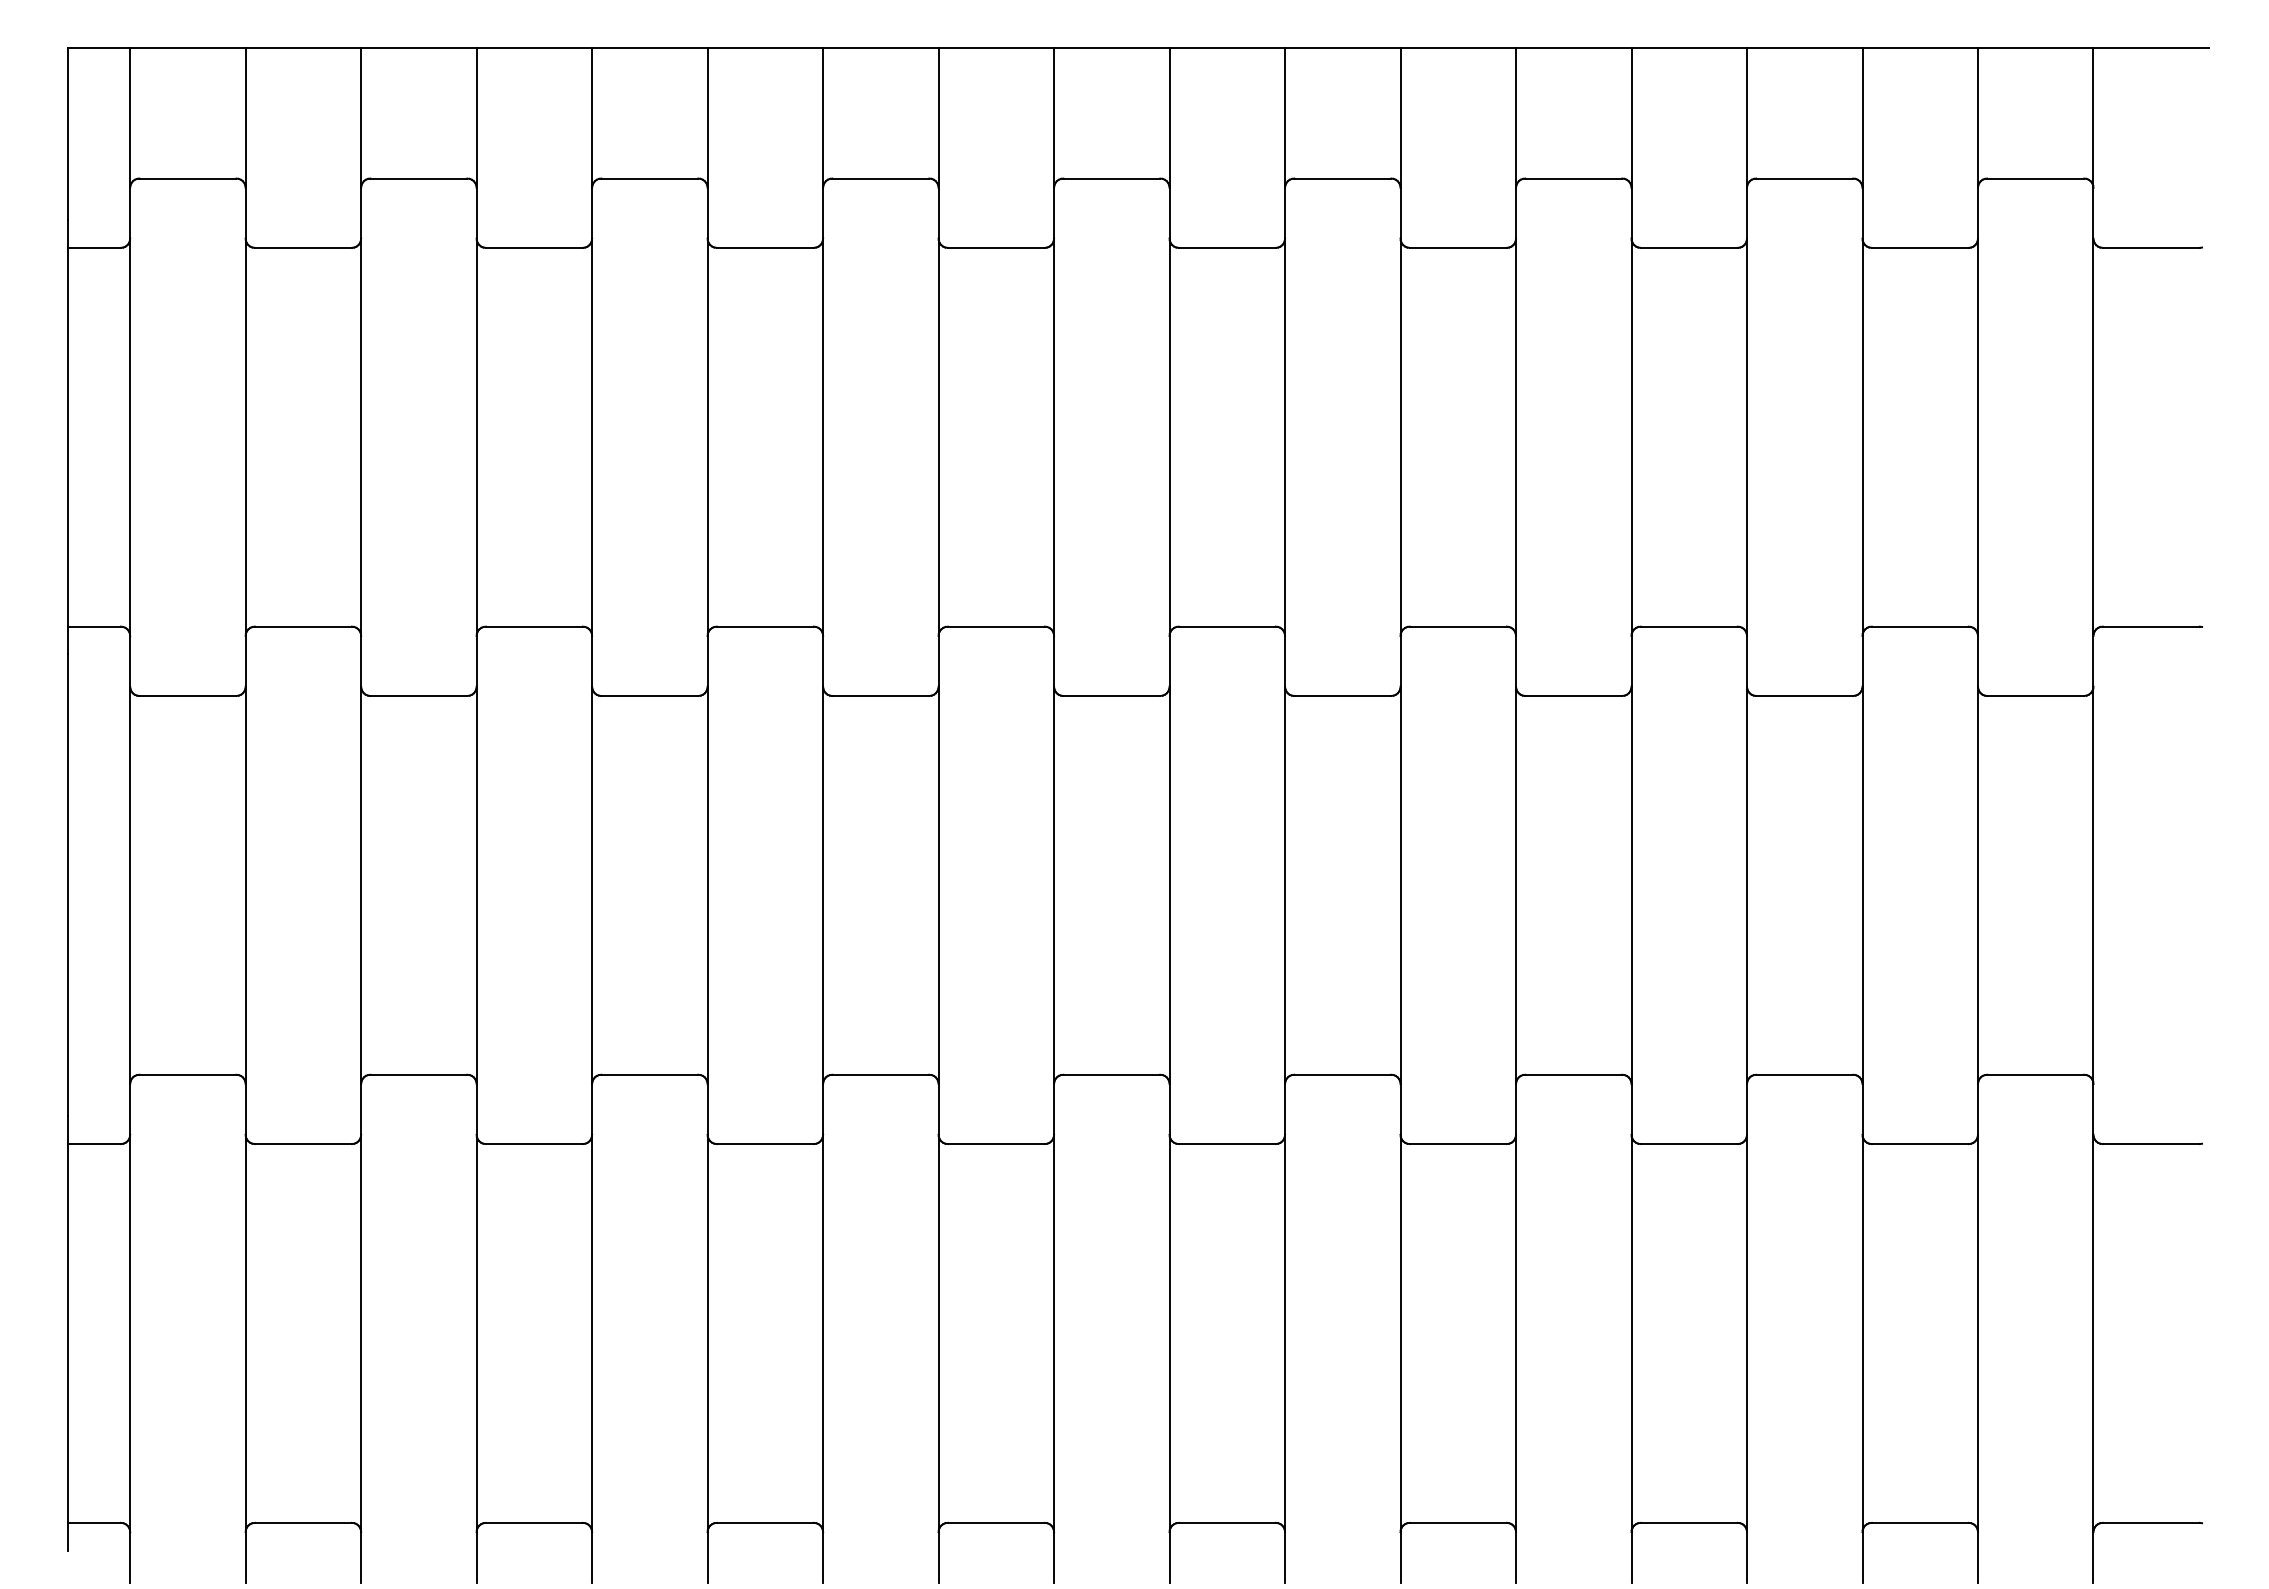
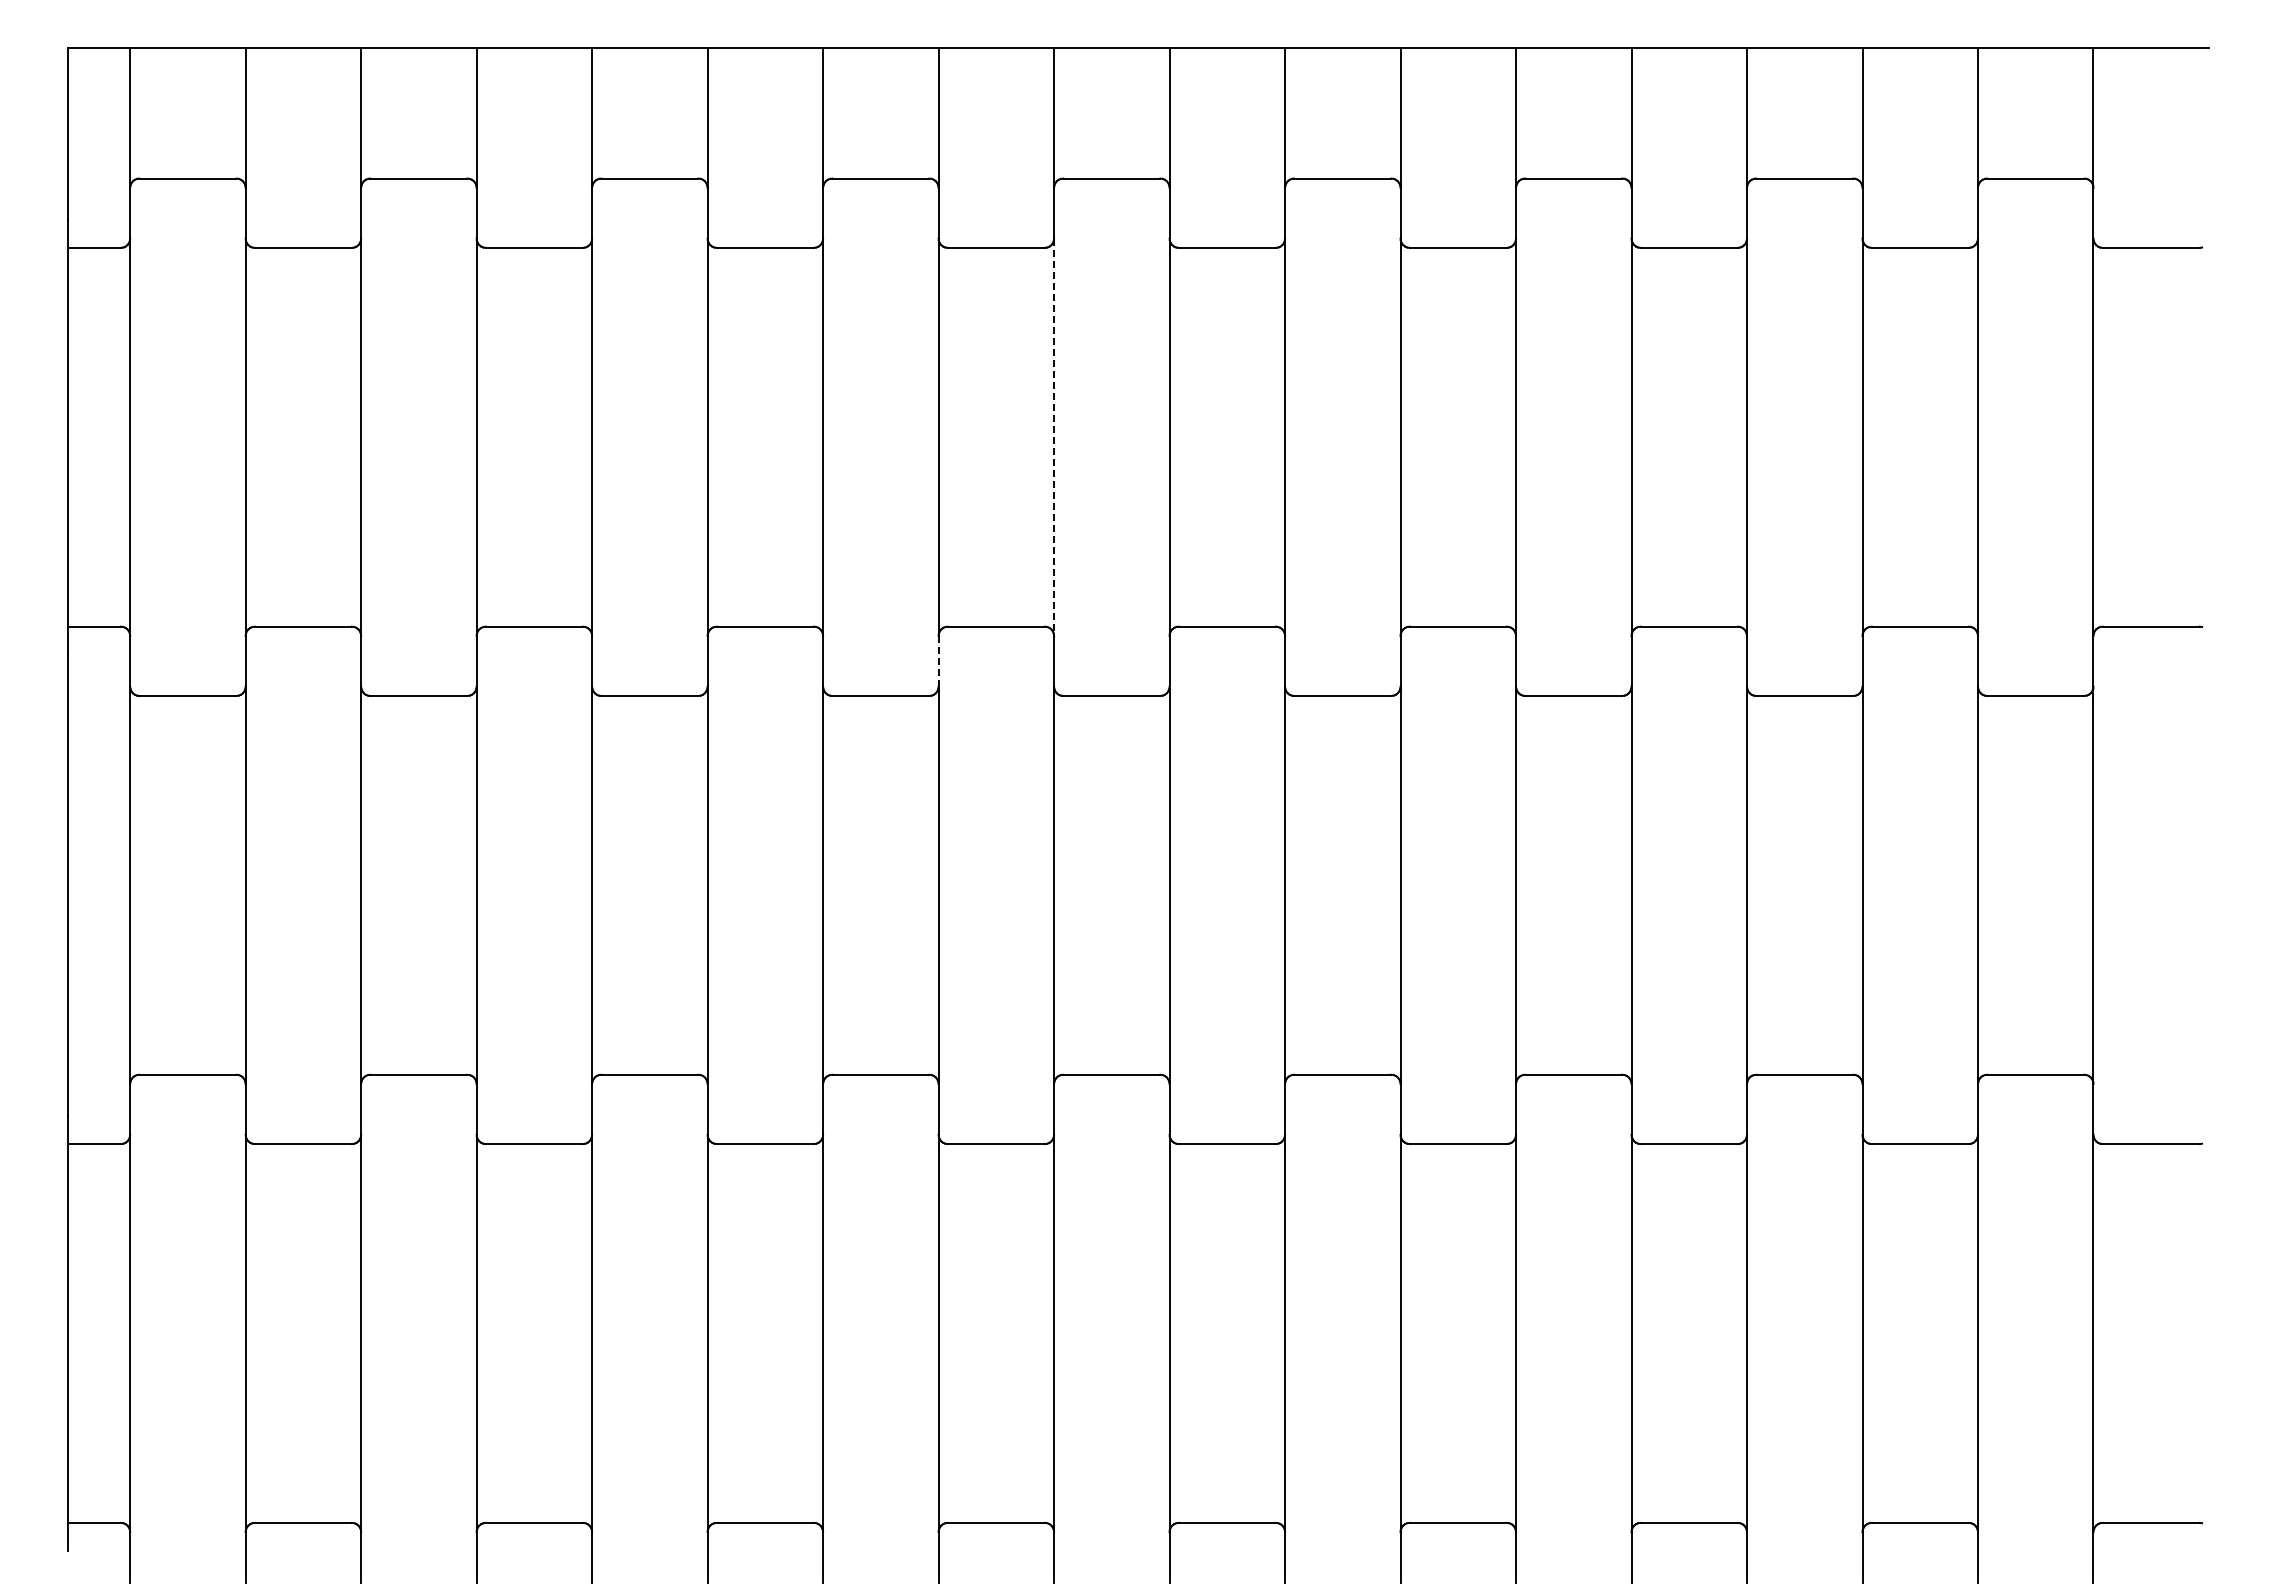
line: solid -> dashed (1054, 437)
line: solid -> dashed (938, 660)
